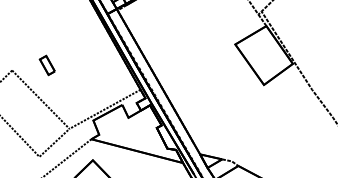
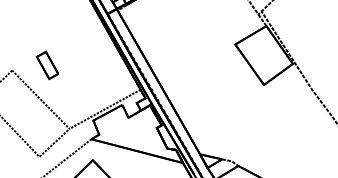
part size: 18x23 px -> 24x31 px (46, 65)
